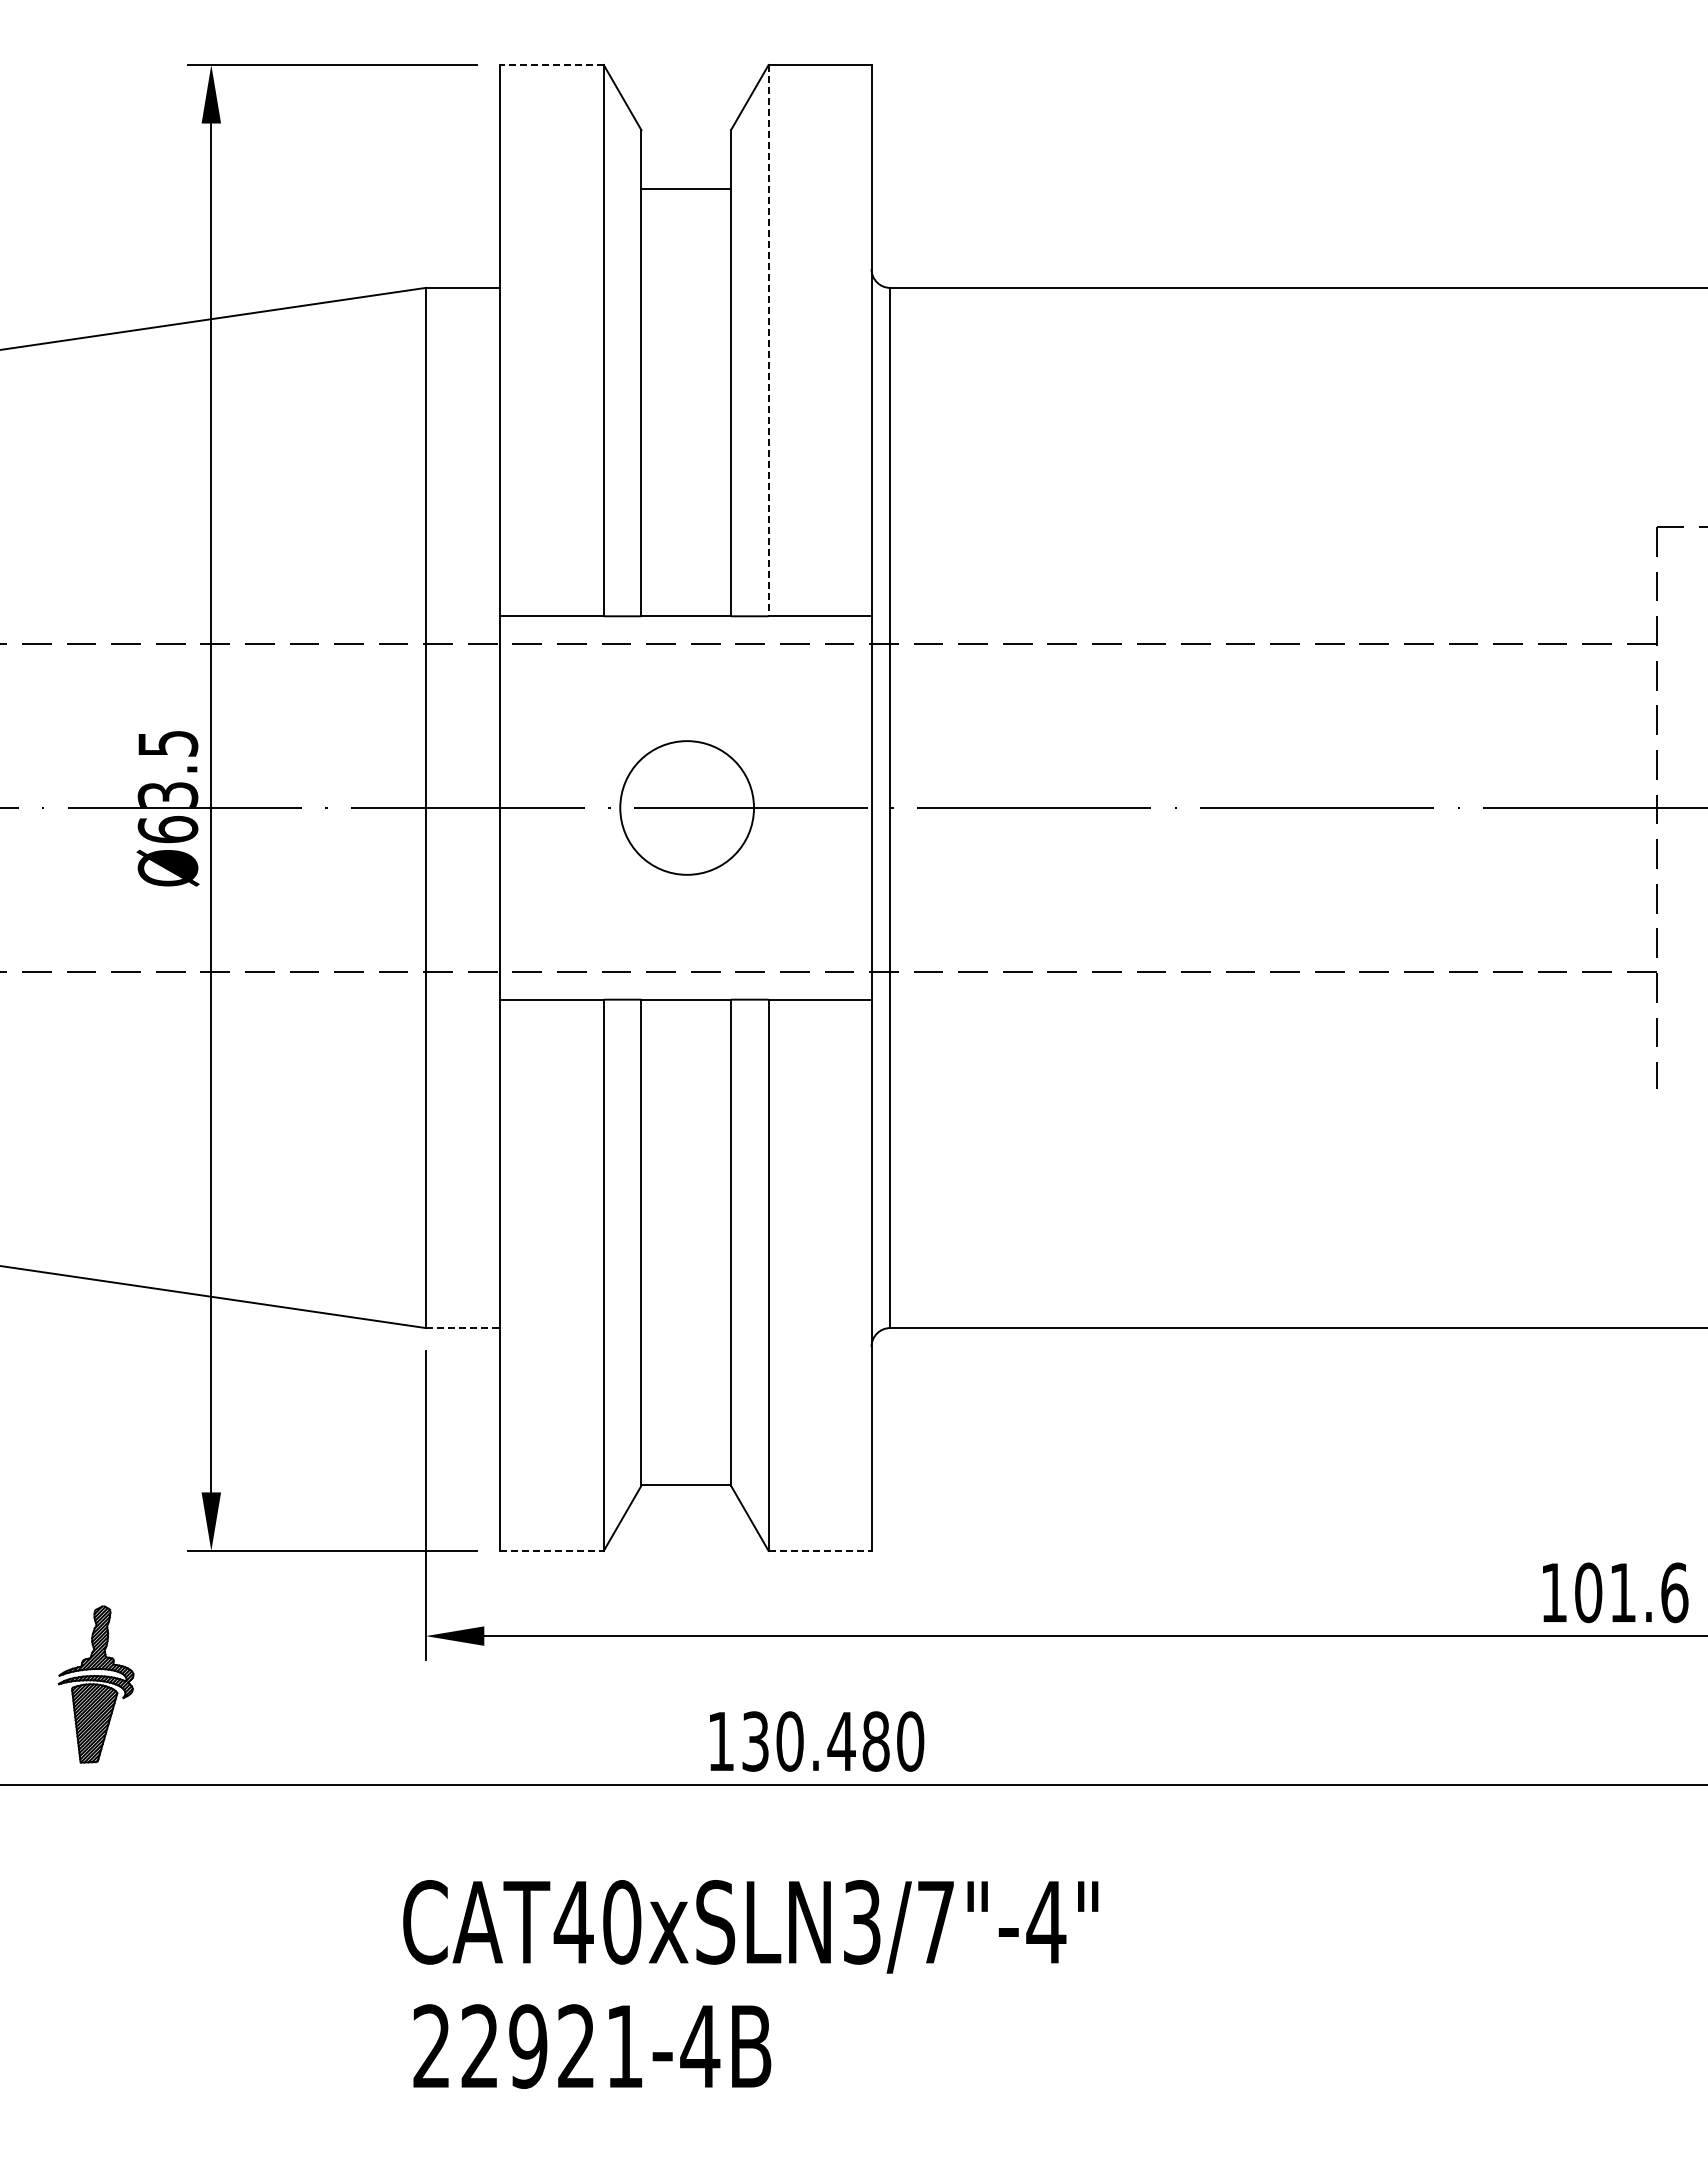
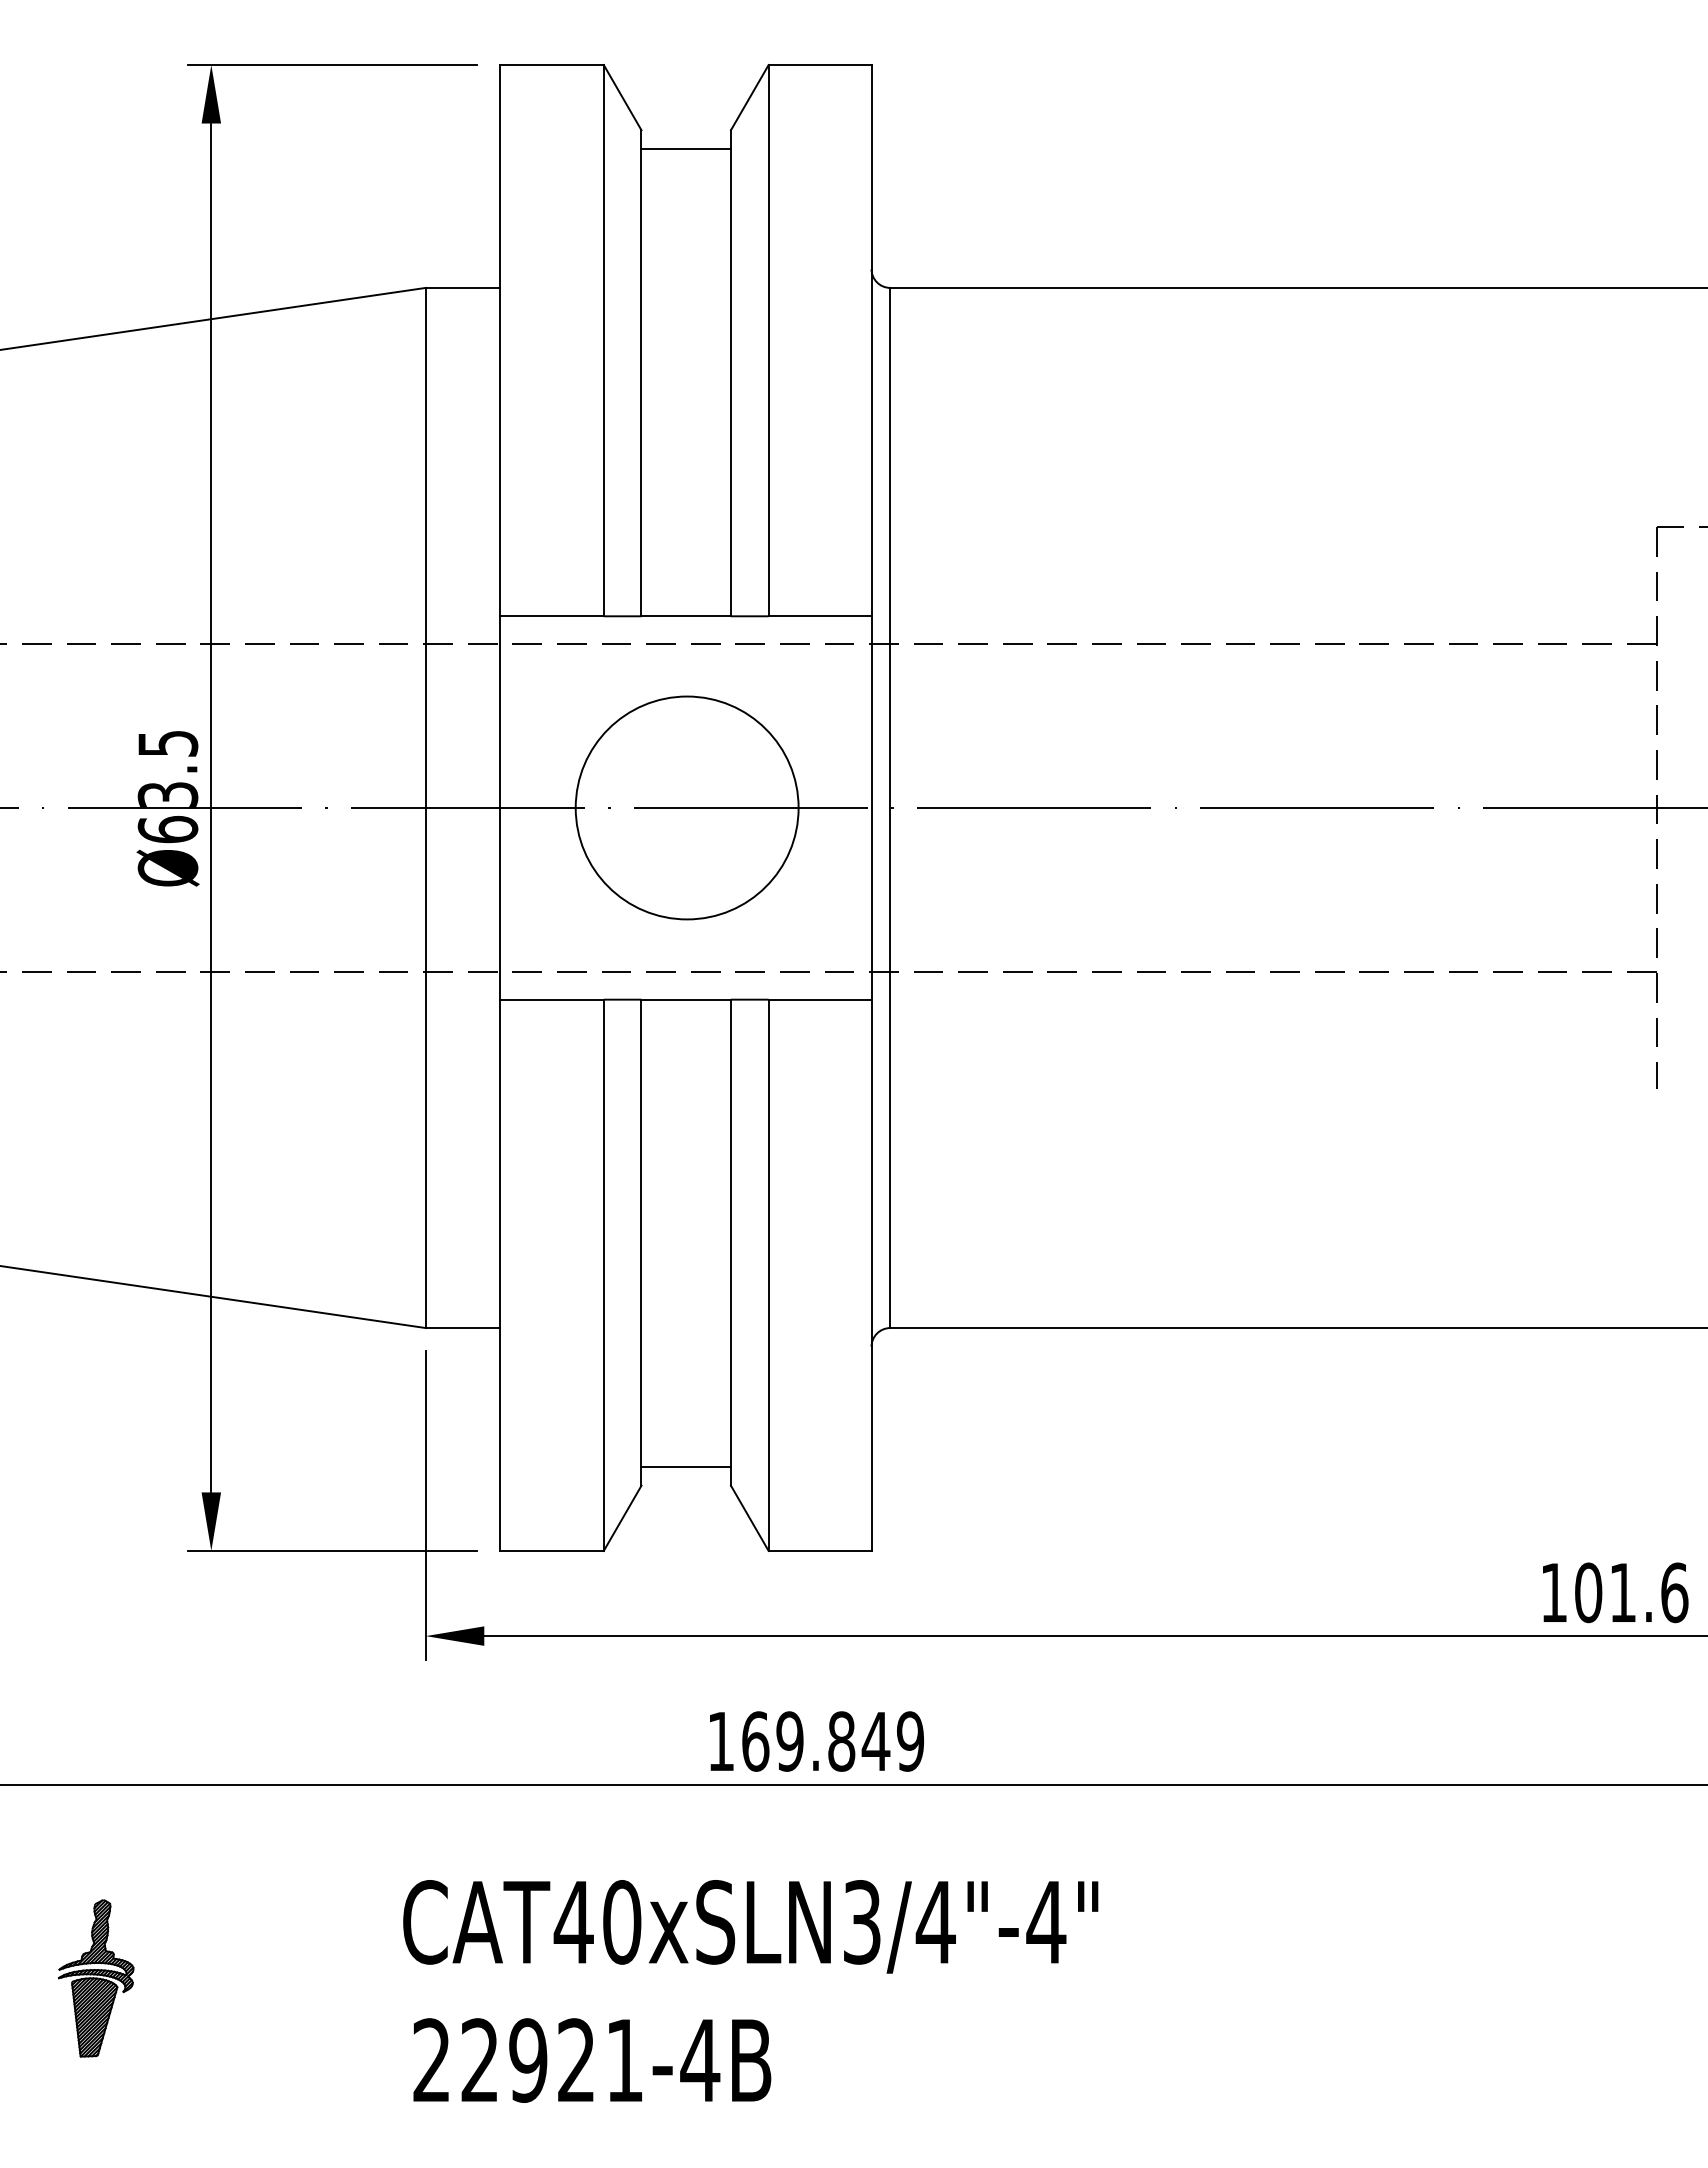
line: dashed -> solid (551, 65)
line position: (685, 188) -> (685, 148) (685, 148)
line: dashed -> solid (768, 340)
circle diameter: 134 px -> 223 px (686, 807)
line: dashed -> solid (463, 1328)
line position: (685, 1485) -> (685, 1467) (685, 1467)
line: dashed -> solid (551, 1550)
line: dashed -> solid (820, 1550)
part position: (95, 1684) -> (95, 1978) (95, 1978)
text: 130.480 -> 169.849 (833, 1741)
text: CAT40xSLN3/7"-4" -> CAT40xSLN3/4"-4" (935, 1922)
text position: (592, 2046) -> (592, 2060) (592, 2060)
